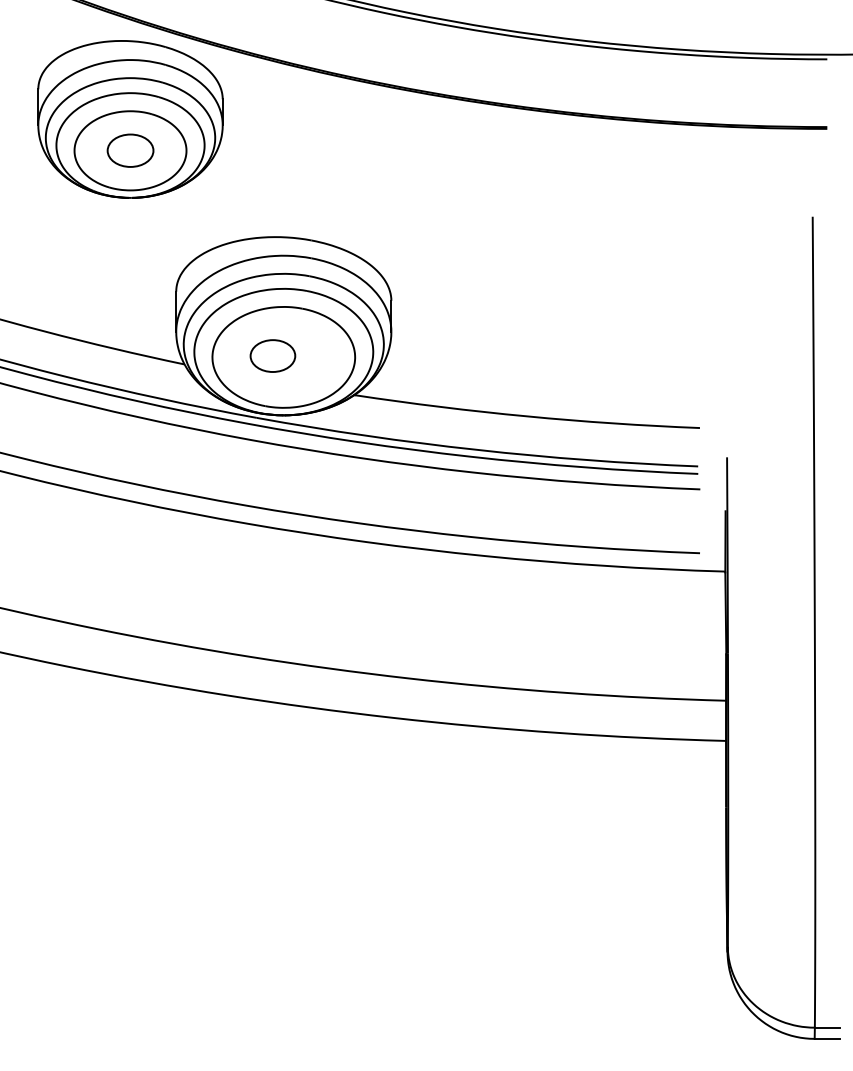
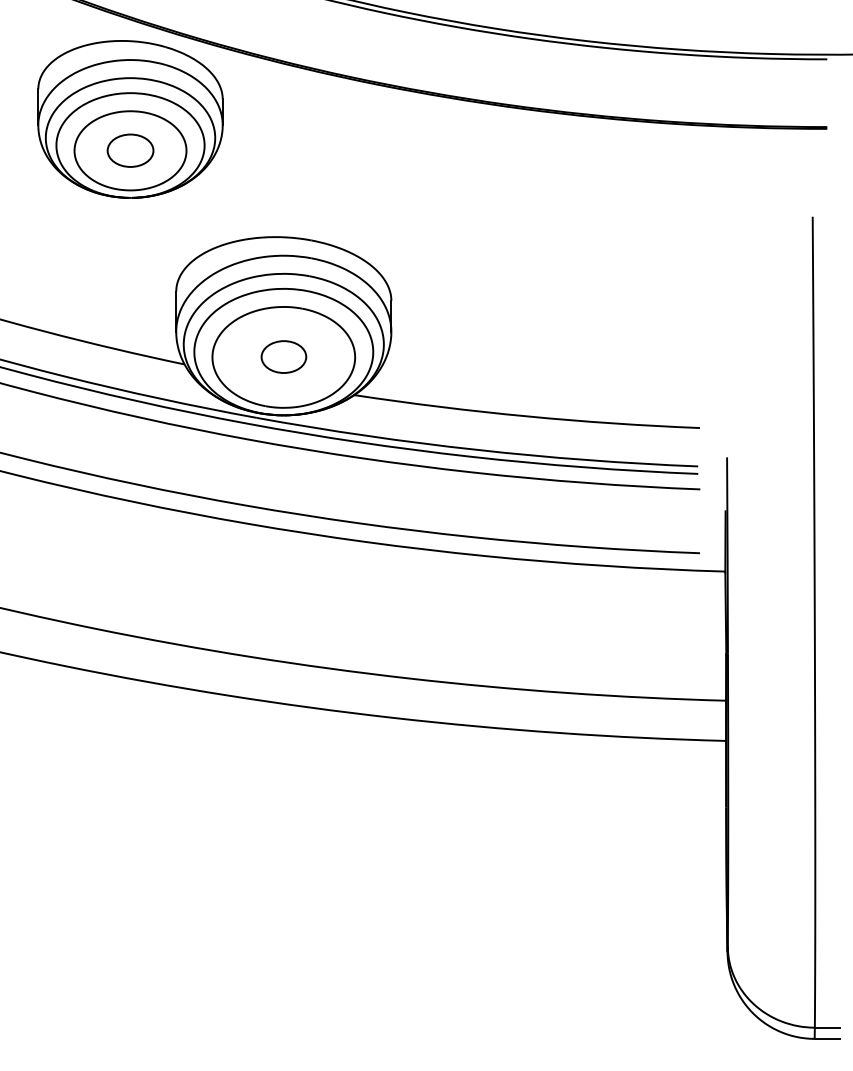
part position: (272, 355) -> (283, 356) (283, 356)
